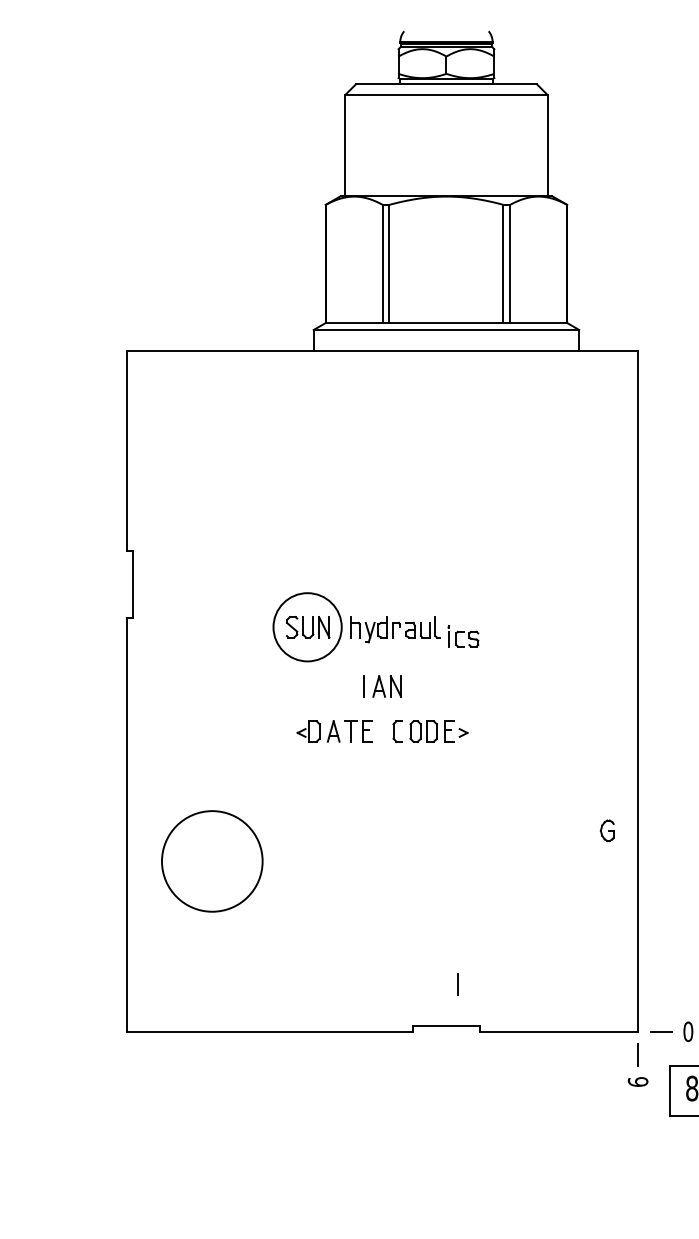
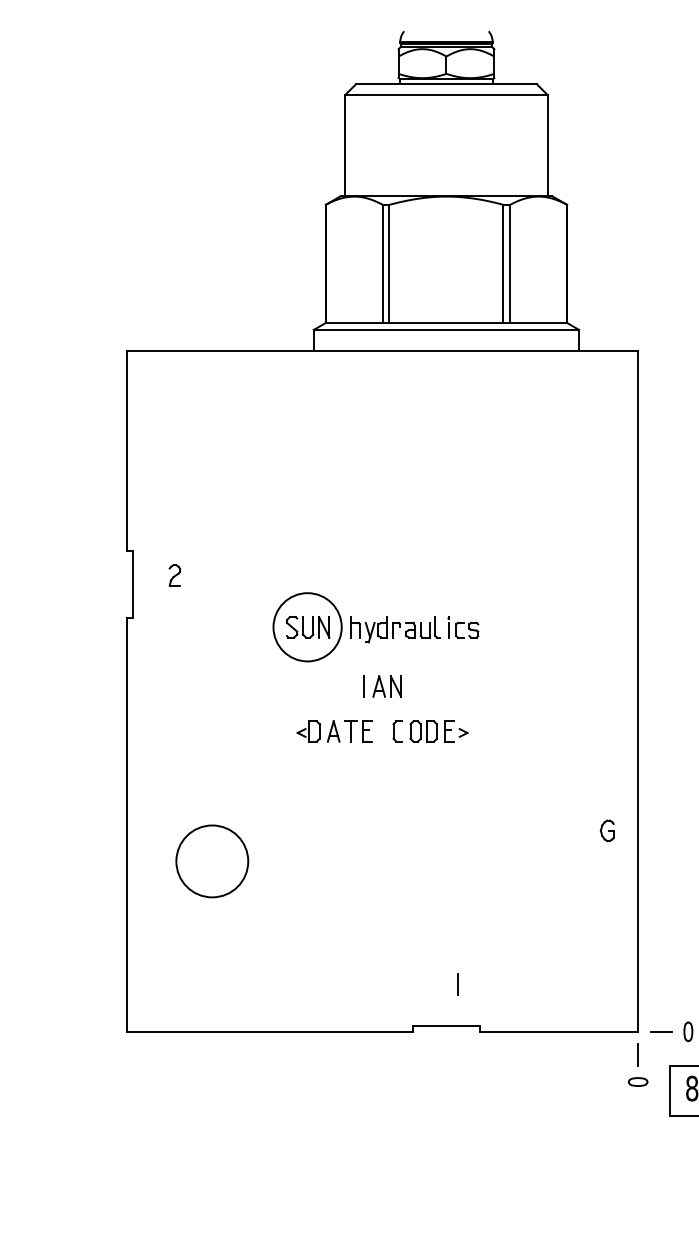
part: none -> present (174, 575)
part position: (463, 636) -> (463, 627) (463, 627)
circle diameter: 101 px -> 72 px (212, 861)
text: 6 -> 0 (637, 1081)
